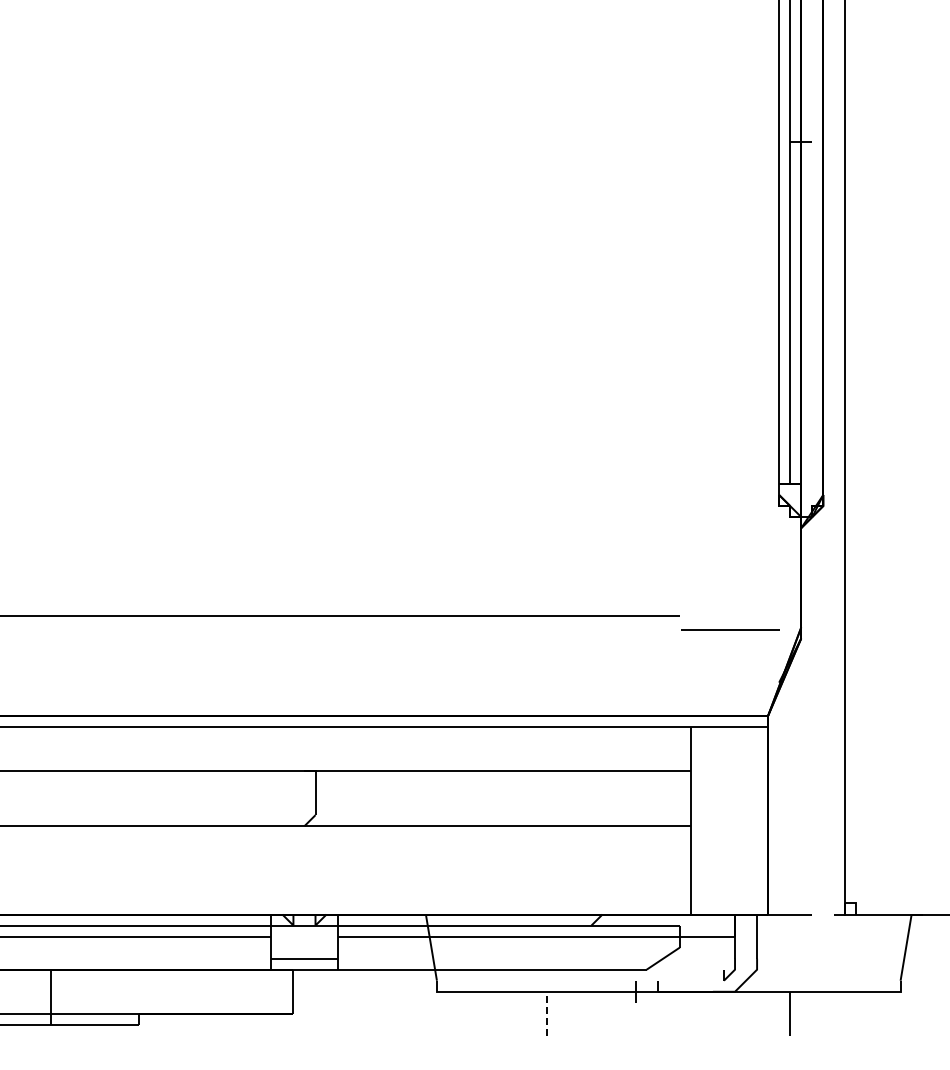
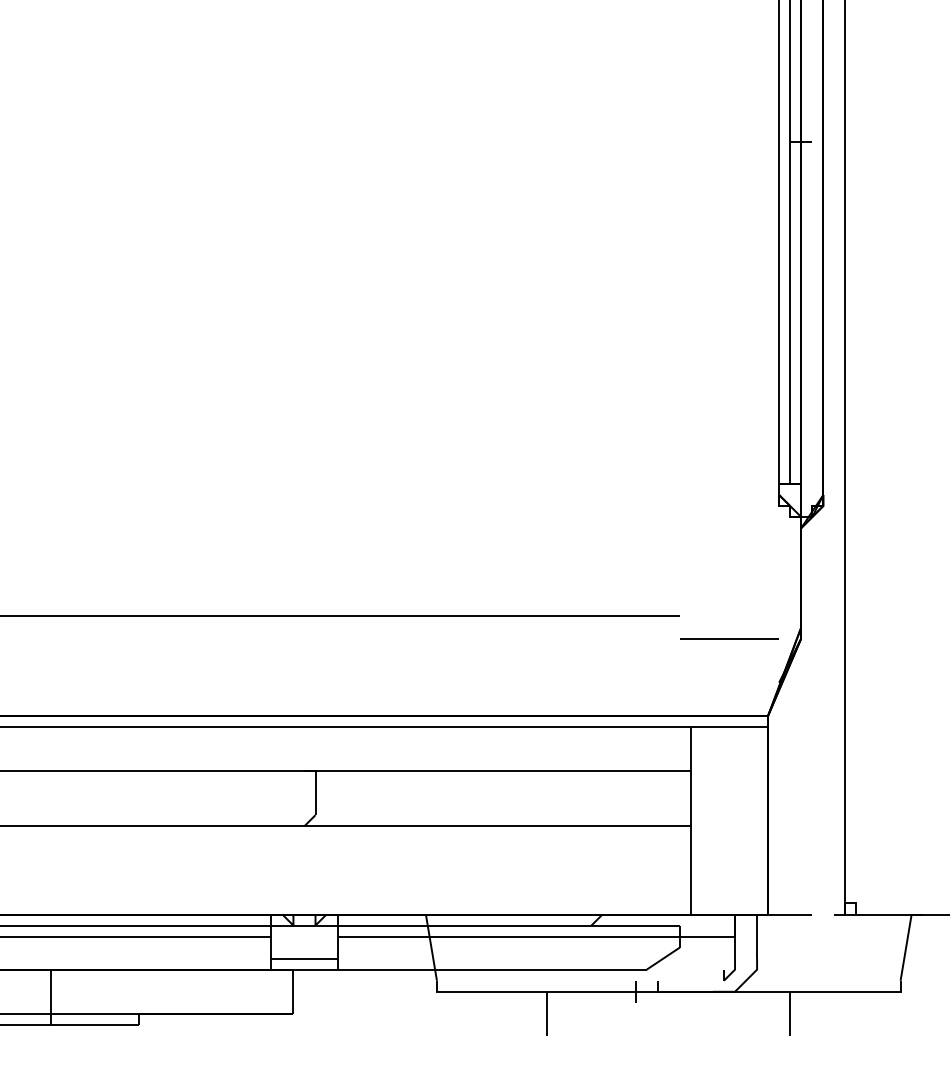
line position: (730, 629) -> (729, 638) (729, 638)
line: dashed -> solid (547, 1013)
